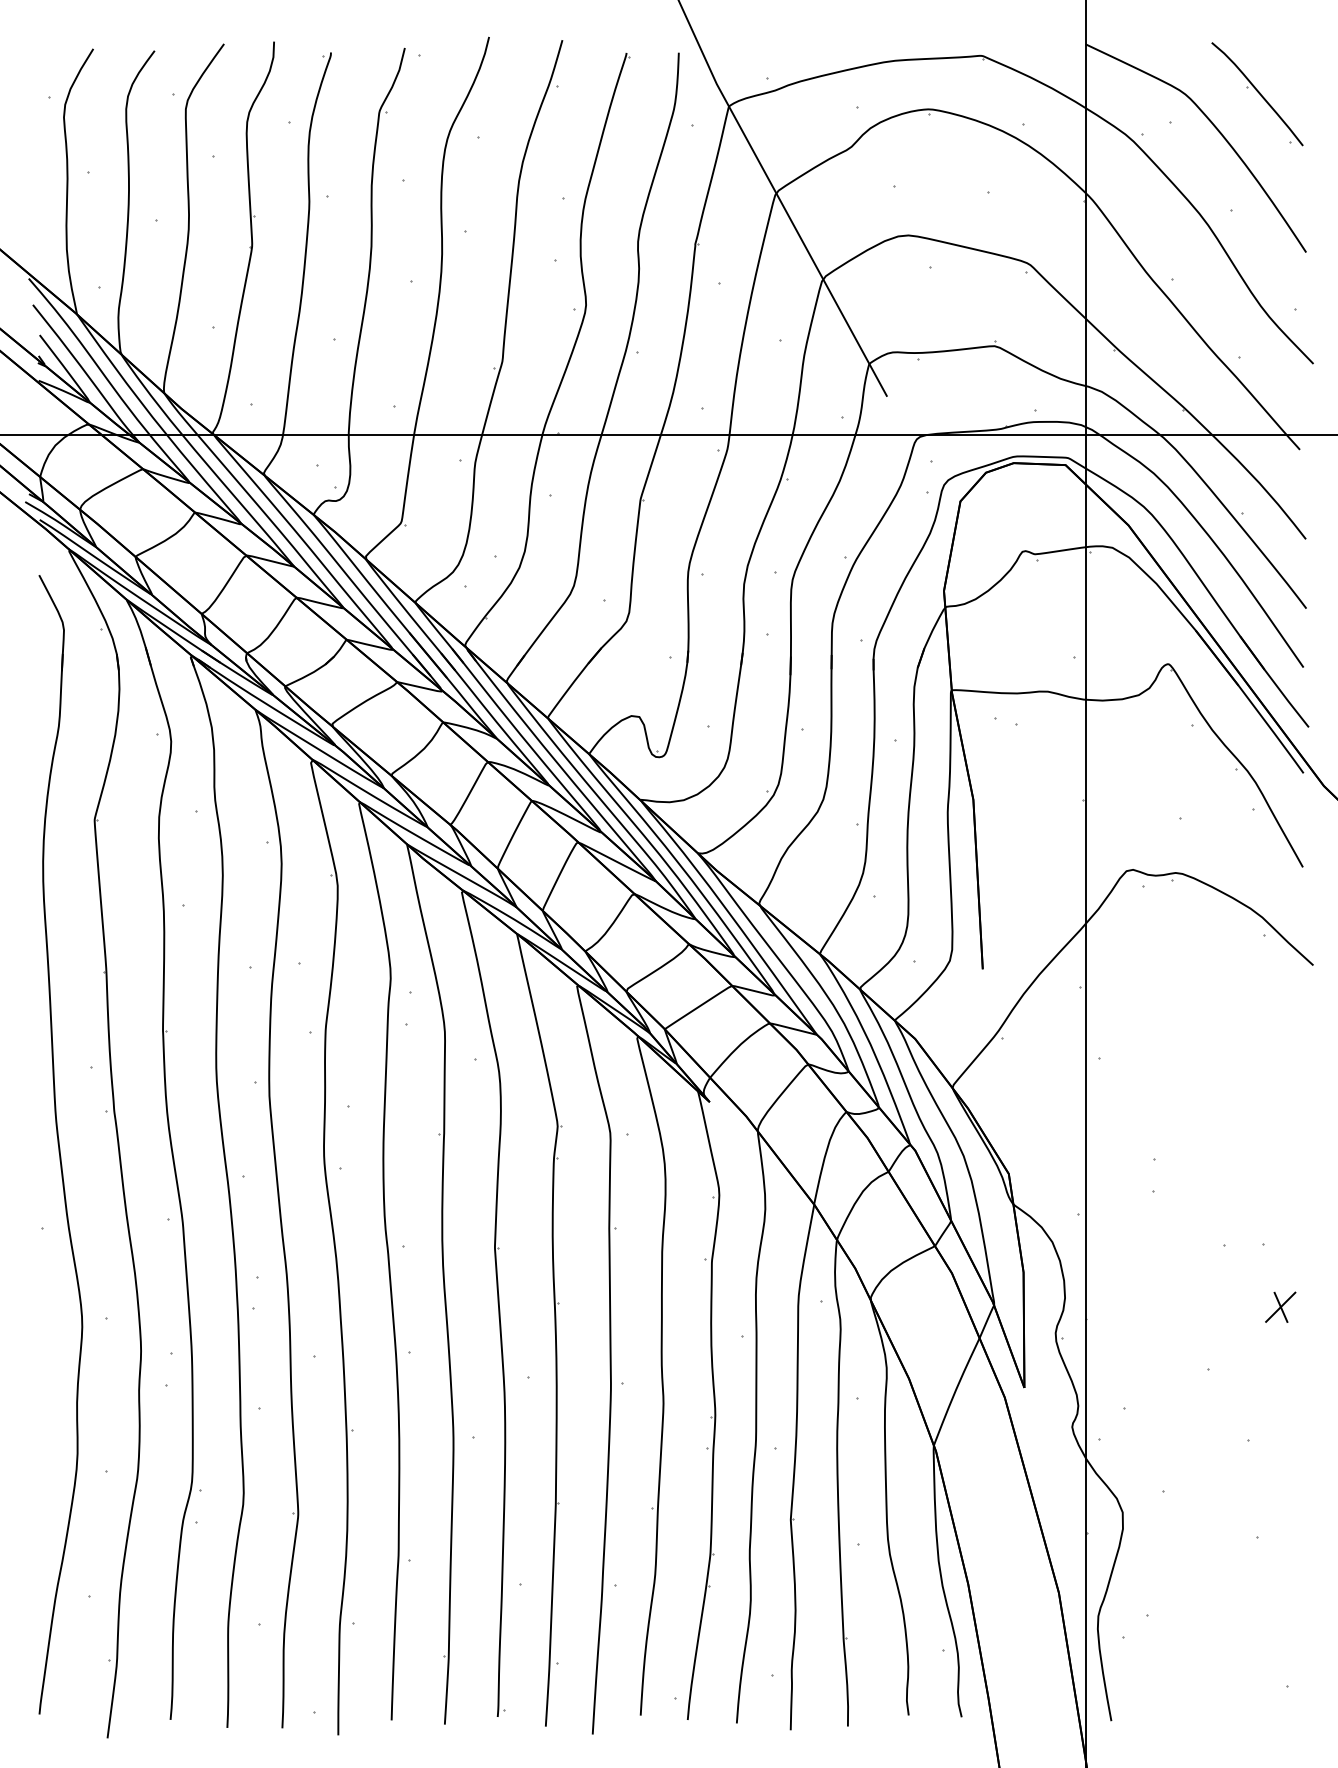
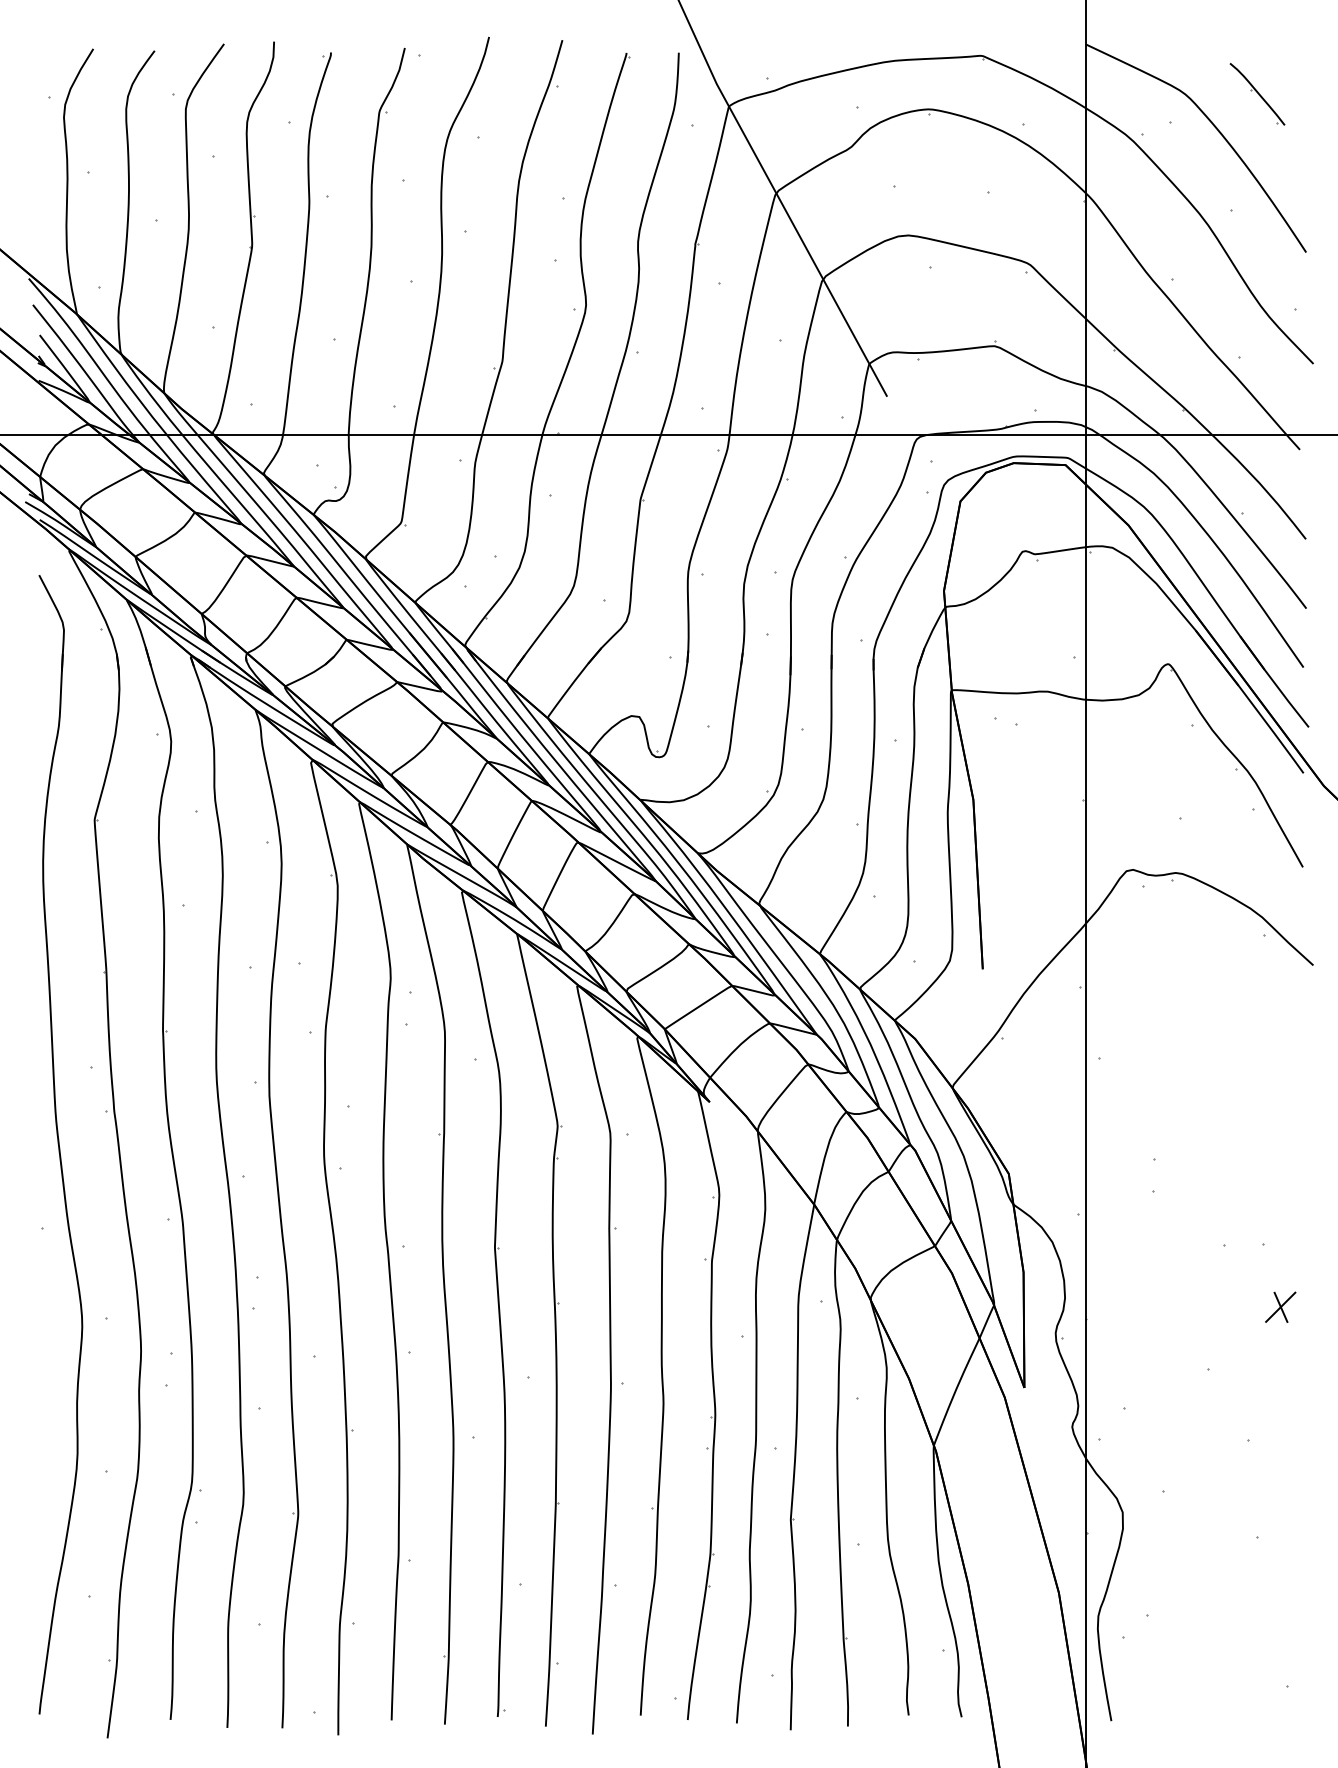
part size: 93x105 px -> 57x63 px (1257, 94)
